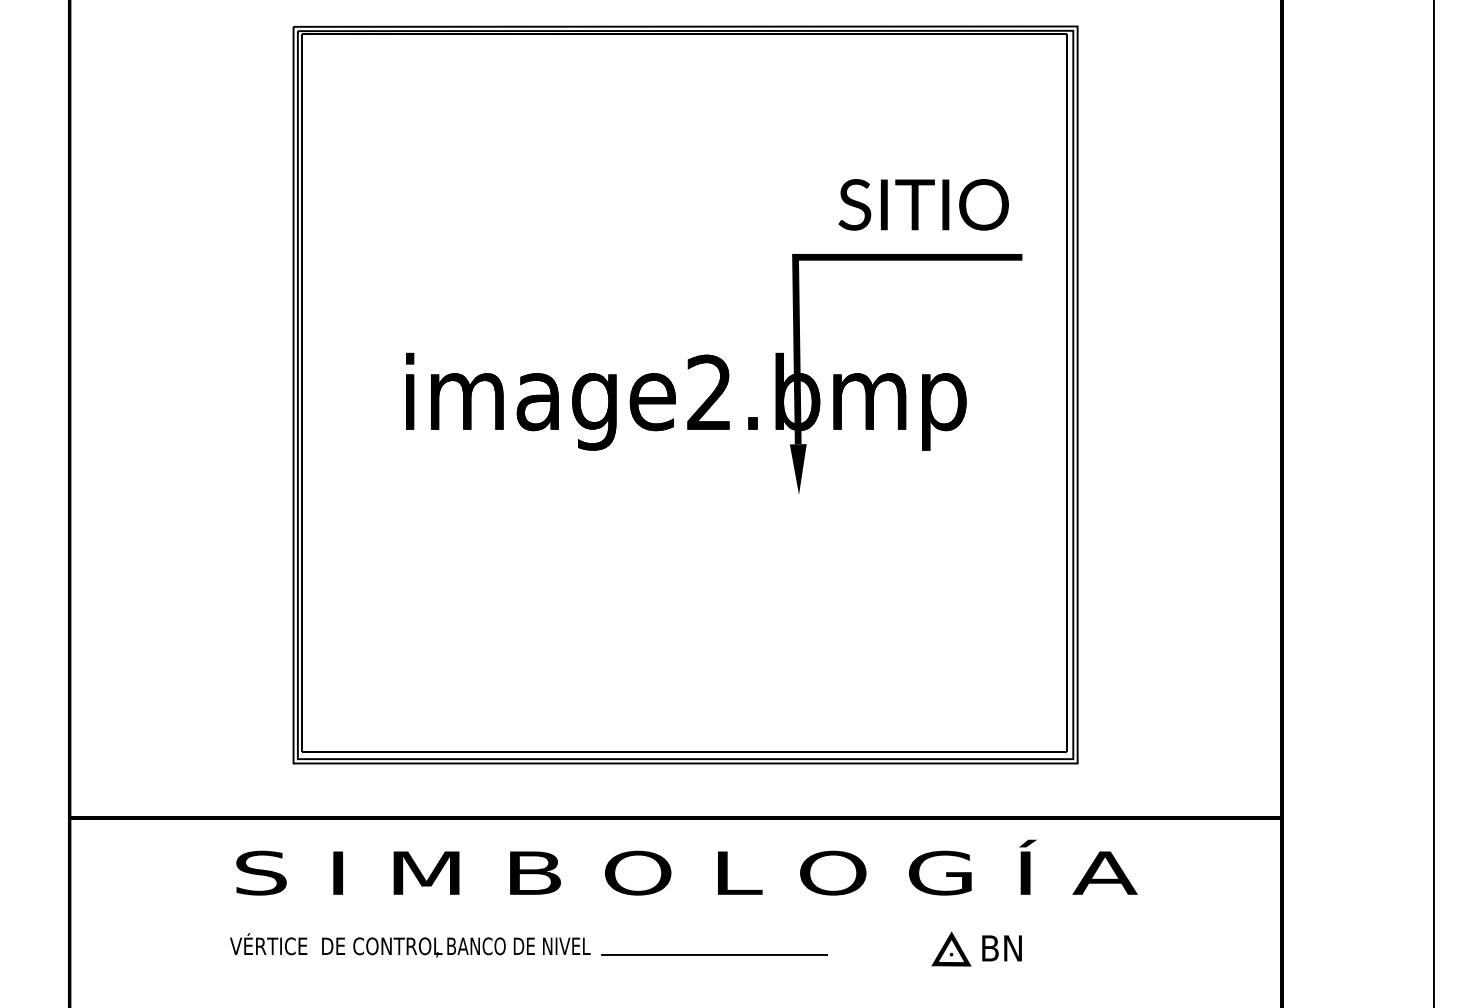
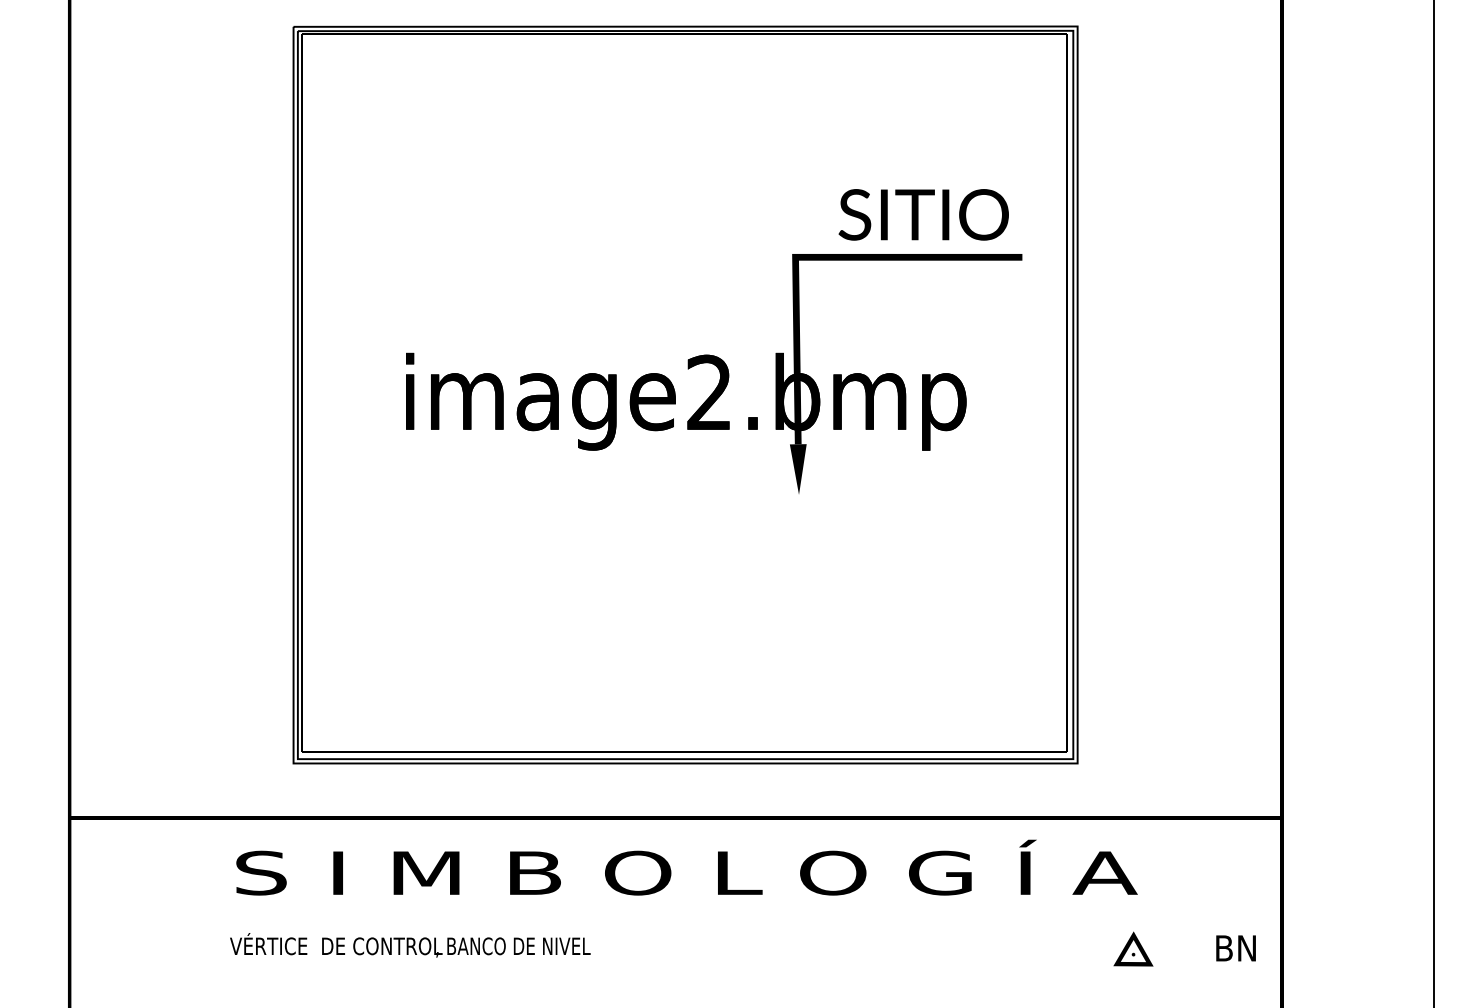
text position: (923, 204) -> (923, 214) (923, 214)
part position: (951, 948) -> (1133, 948) (1133, 948)
text position: (1001, 948) -> (1235, 948) (1235, 948)
line: present -> none (714, 954)
